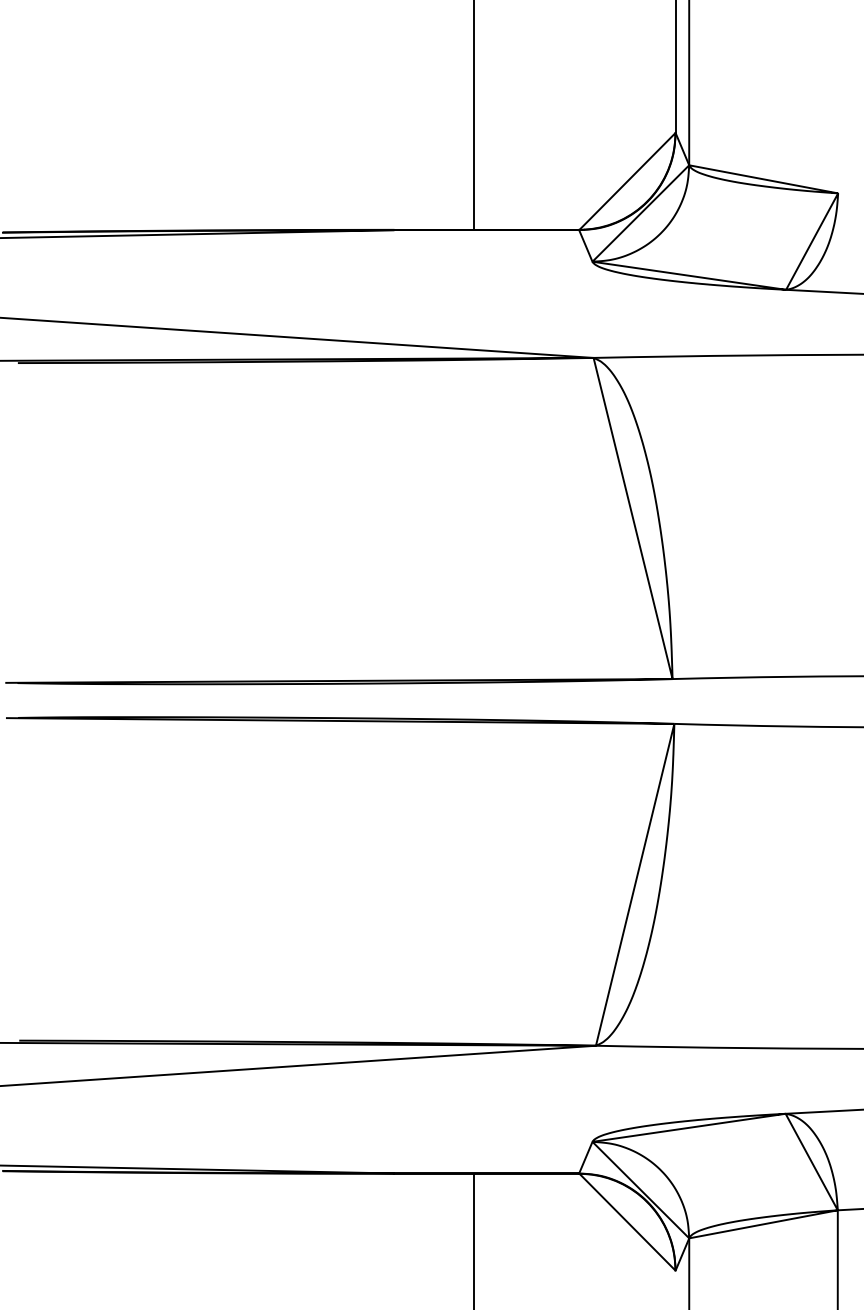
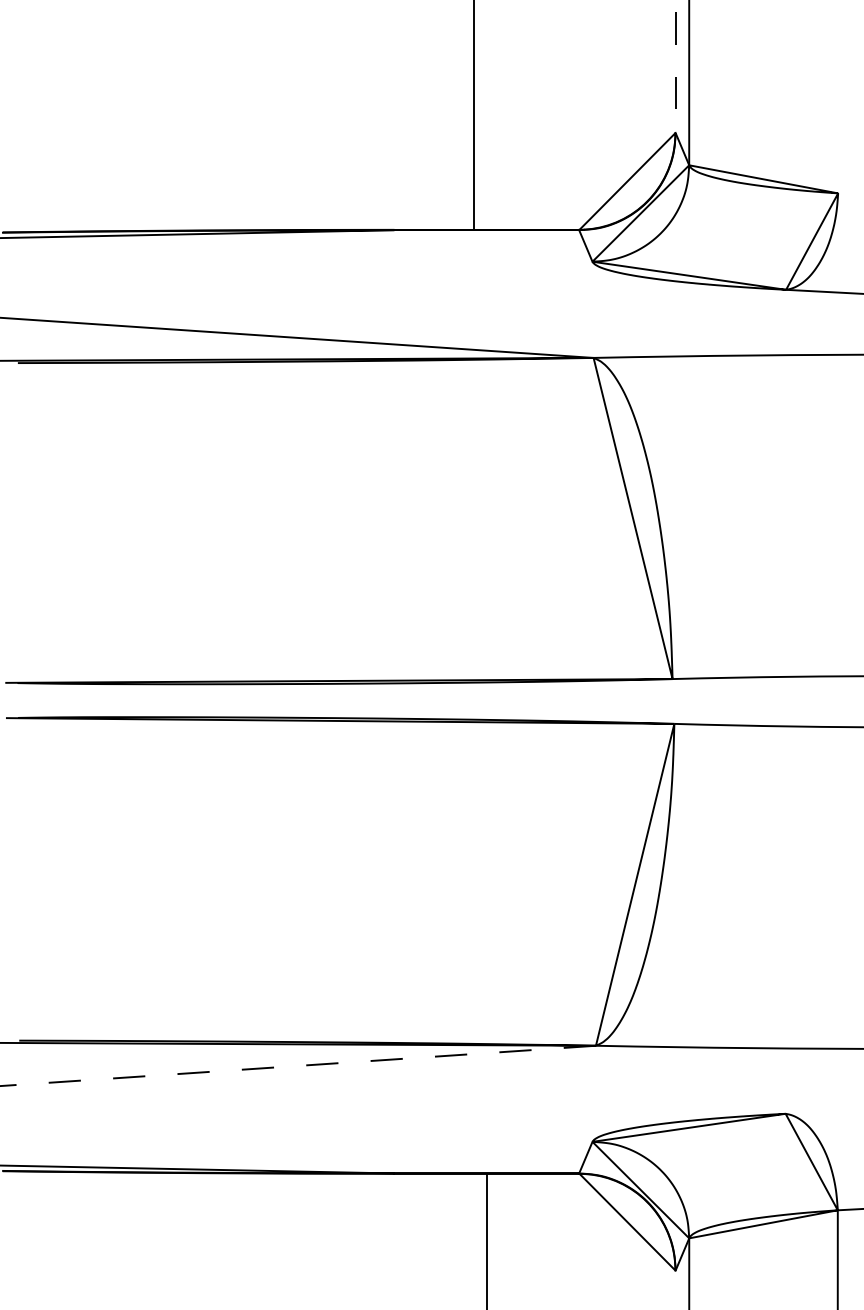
line: solid -> dashed (675, 66)
line: solid -> dashed (297, 1065)
line: present -> none (822, 1111)
line position: (474, 1239) -> (487, 1239) (487, 1239)
